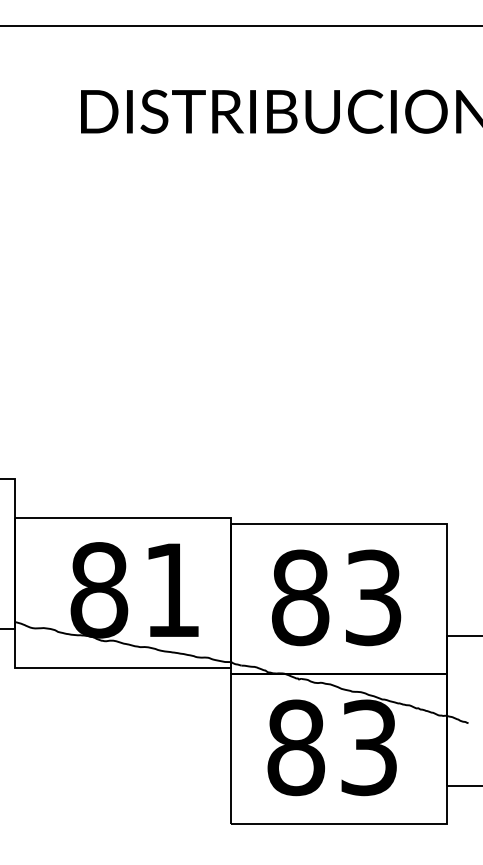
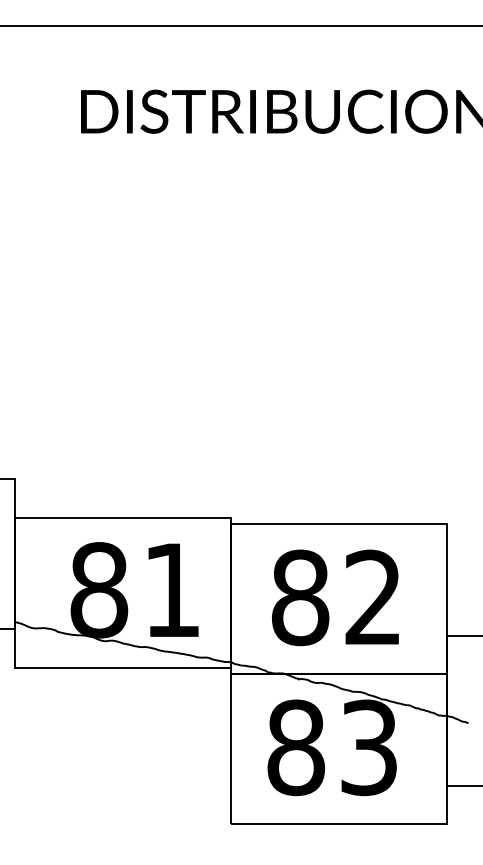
text: 83 -> 82 (373, 597)
